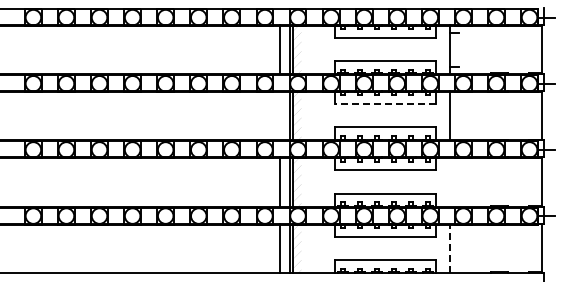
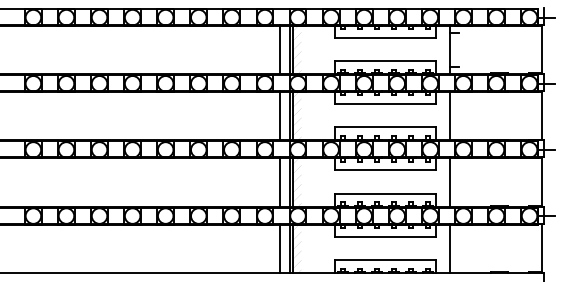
line: dashed -> solid (385, 104)
line: none -> present (279, 115)
line: none -> present (450, 181)
line: dashed -> solid (450, 248)
